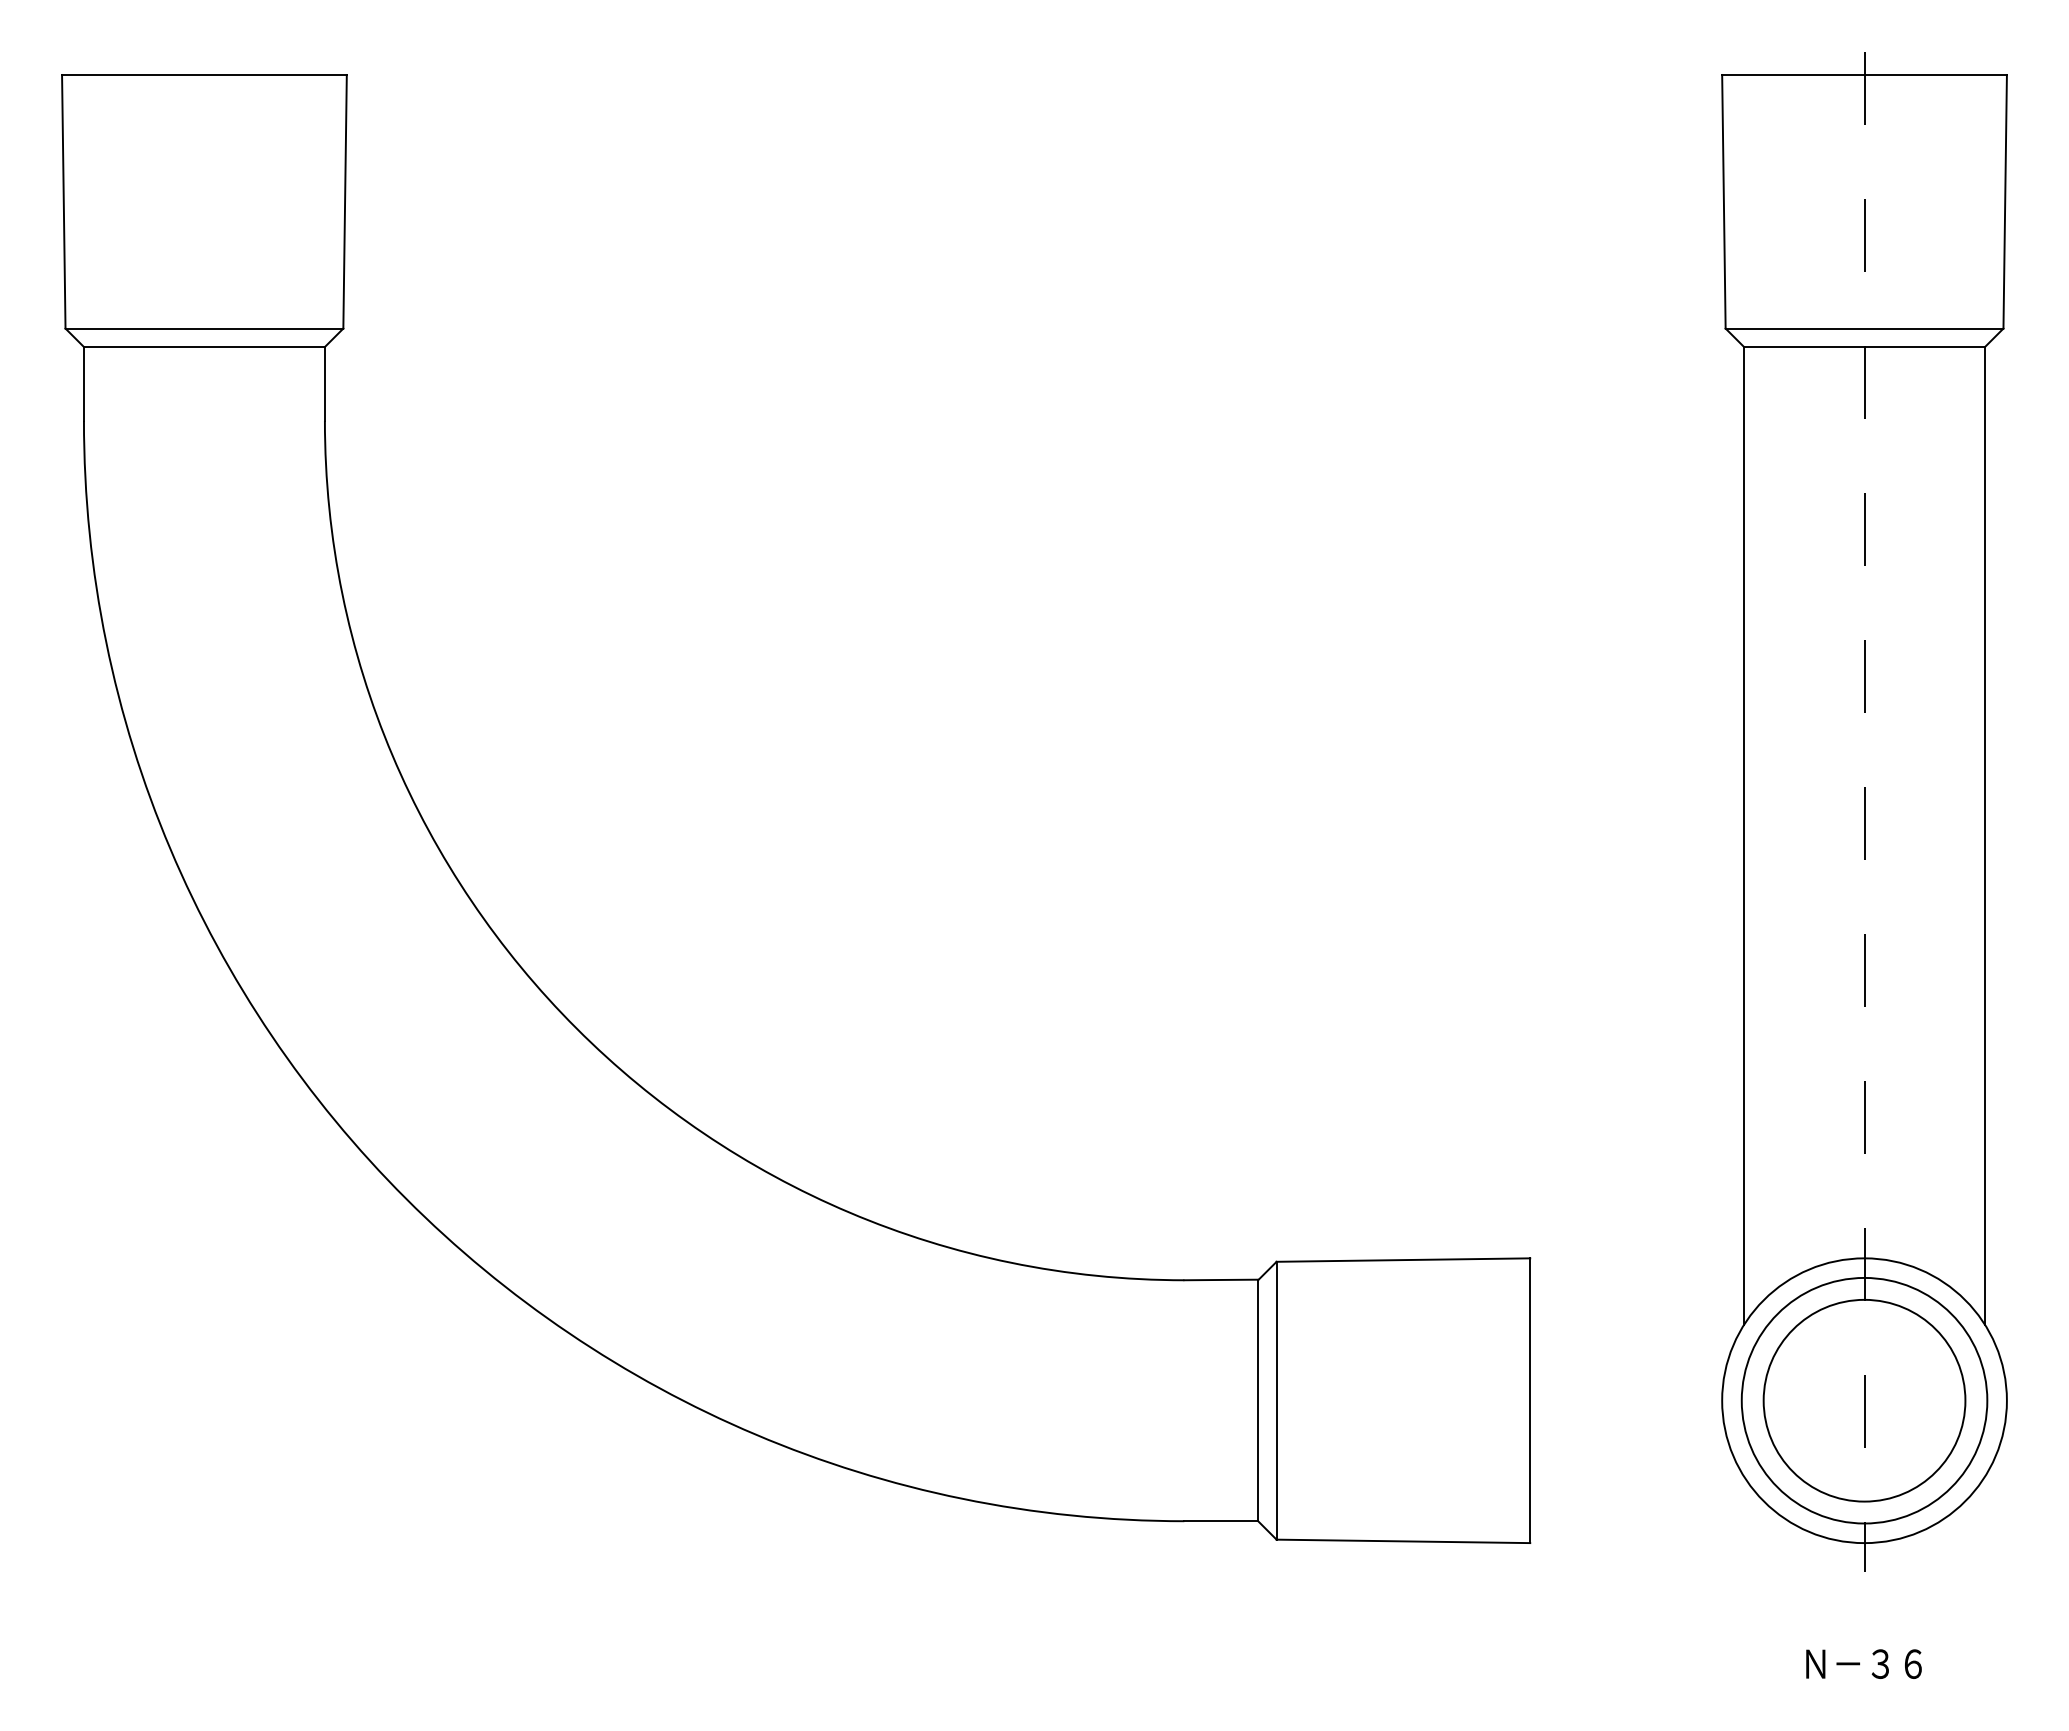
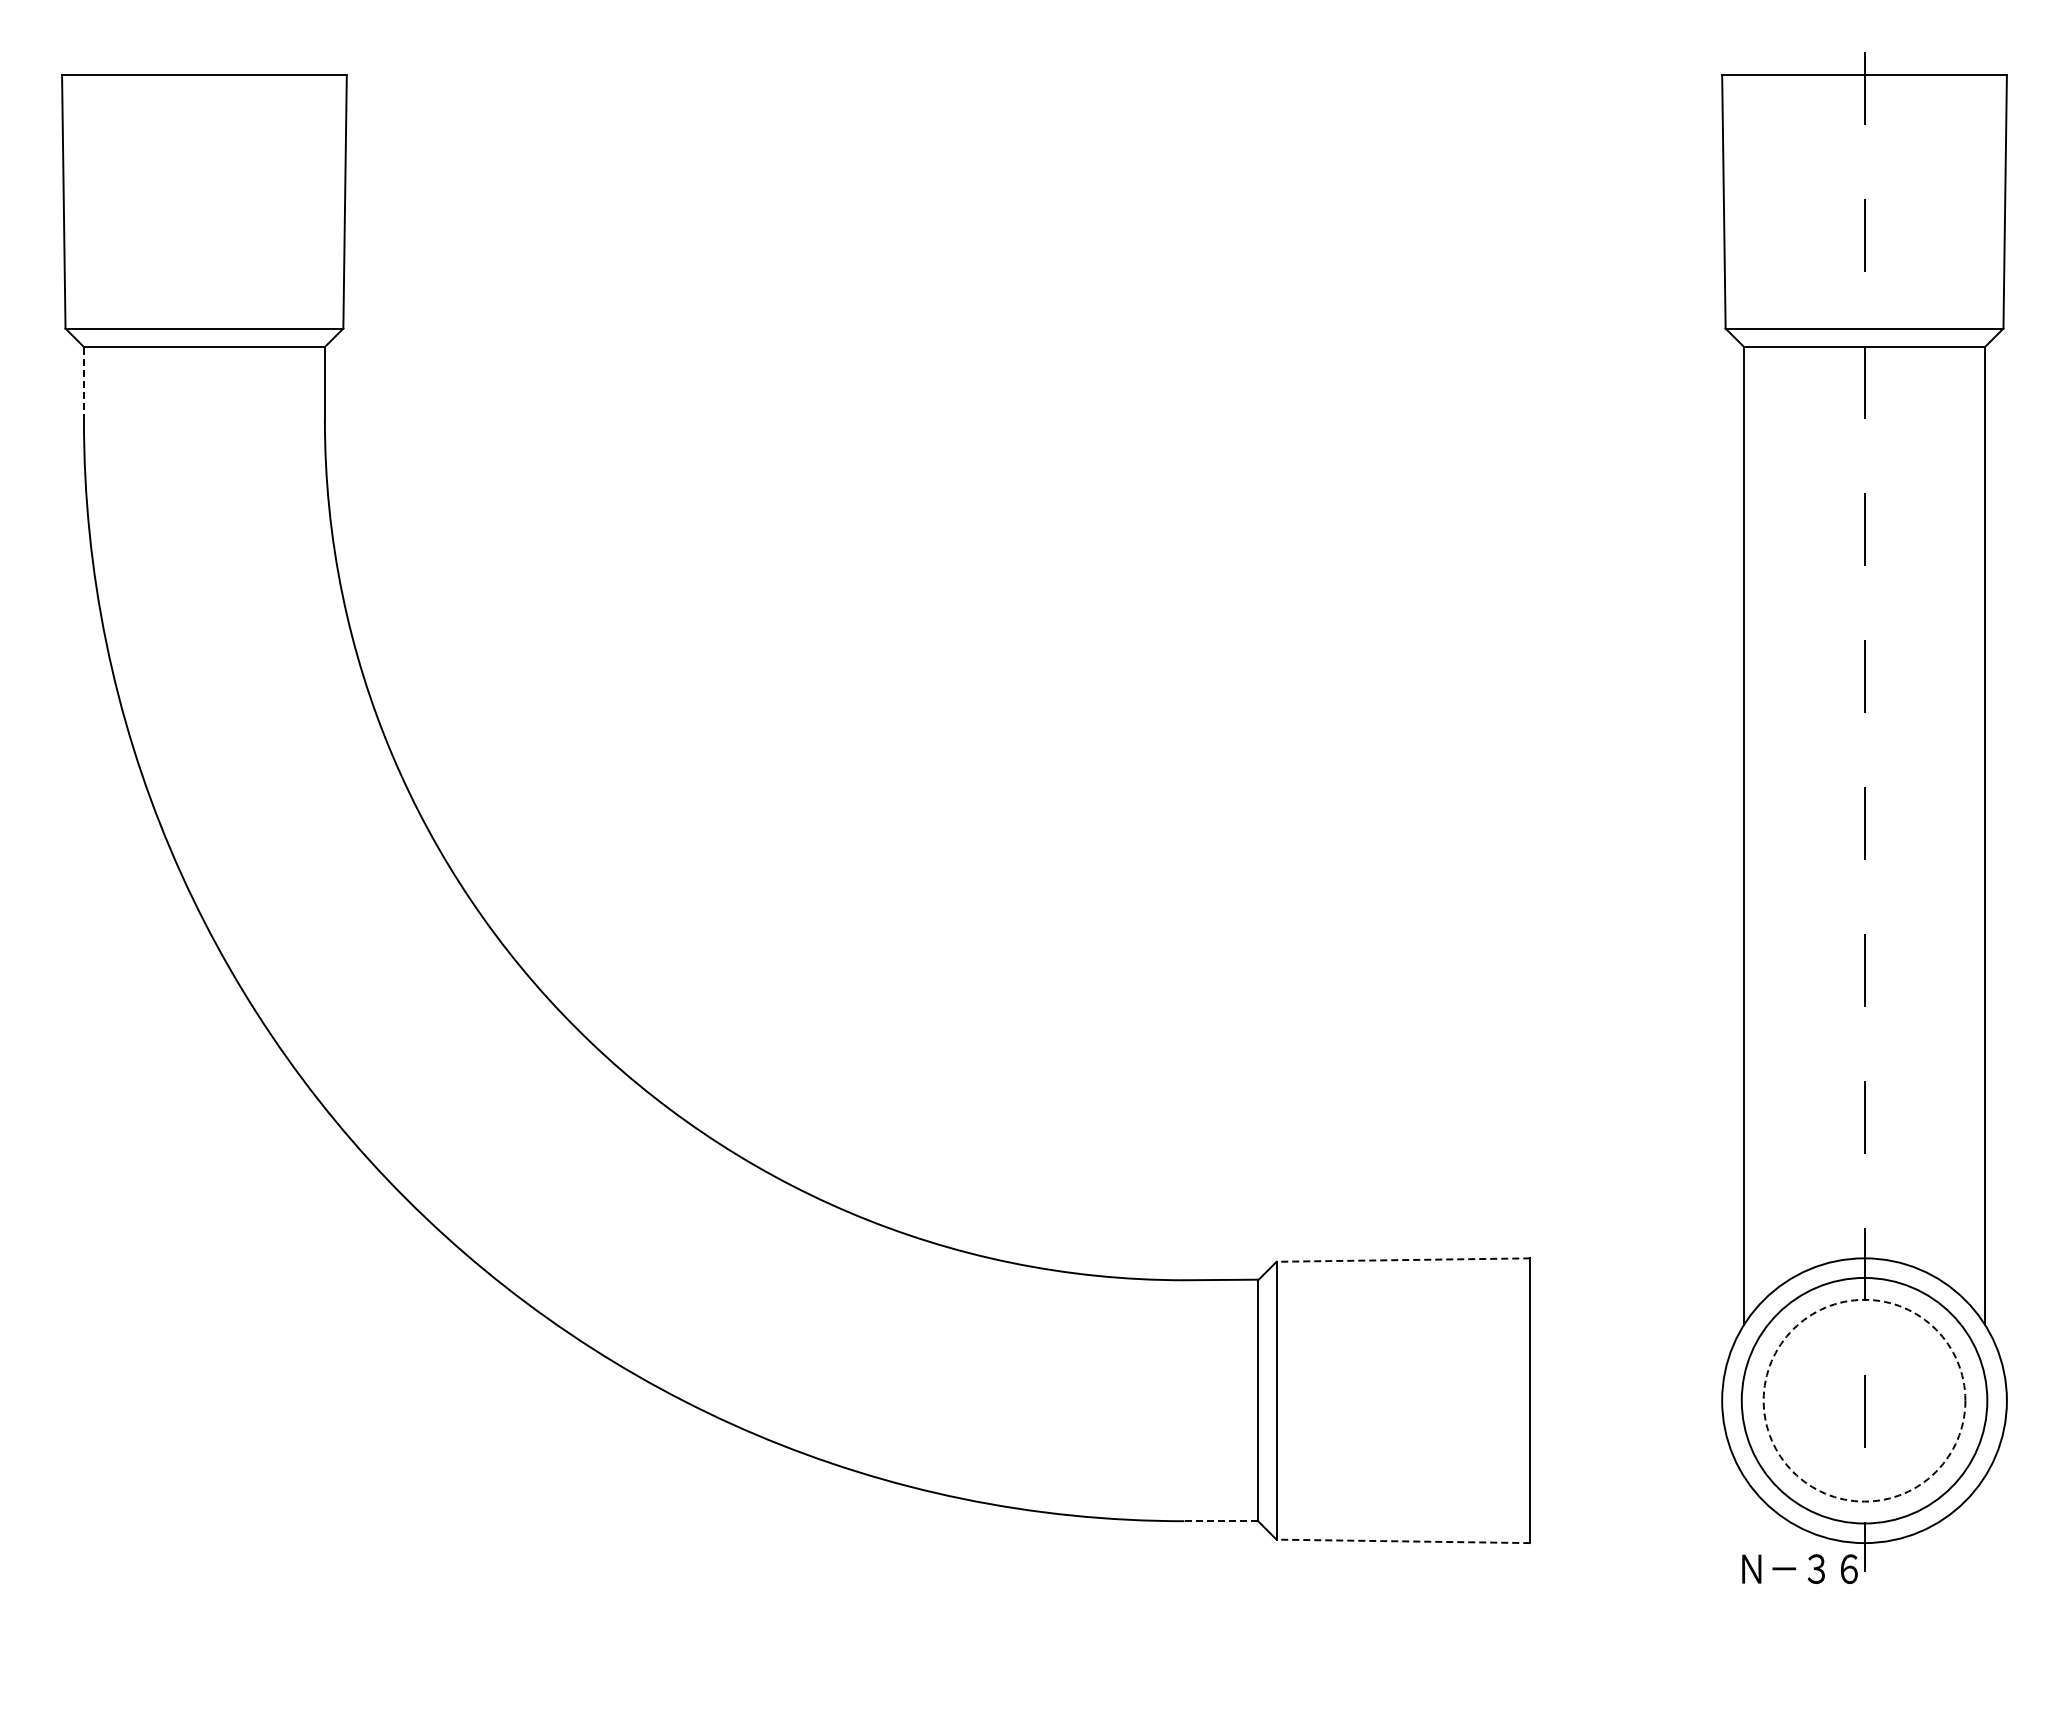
line: solid -> dashed (83, 383)
line: solid -> dashed (1403, 1260)
circle: solid -> dashed (1864, 1400)
line: solid -> dashed (1221, 1521)
line: solid -> dashed (1403, 1541)
text position: (1863, 1663) -> (1799, 1568) (1799, 1568)
